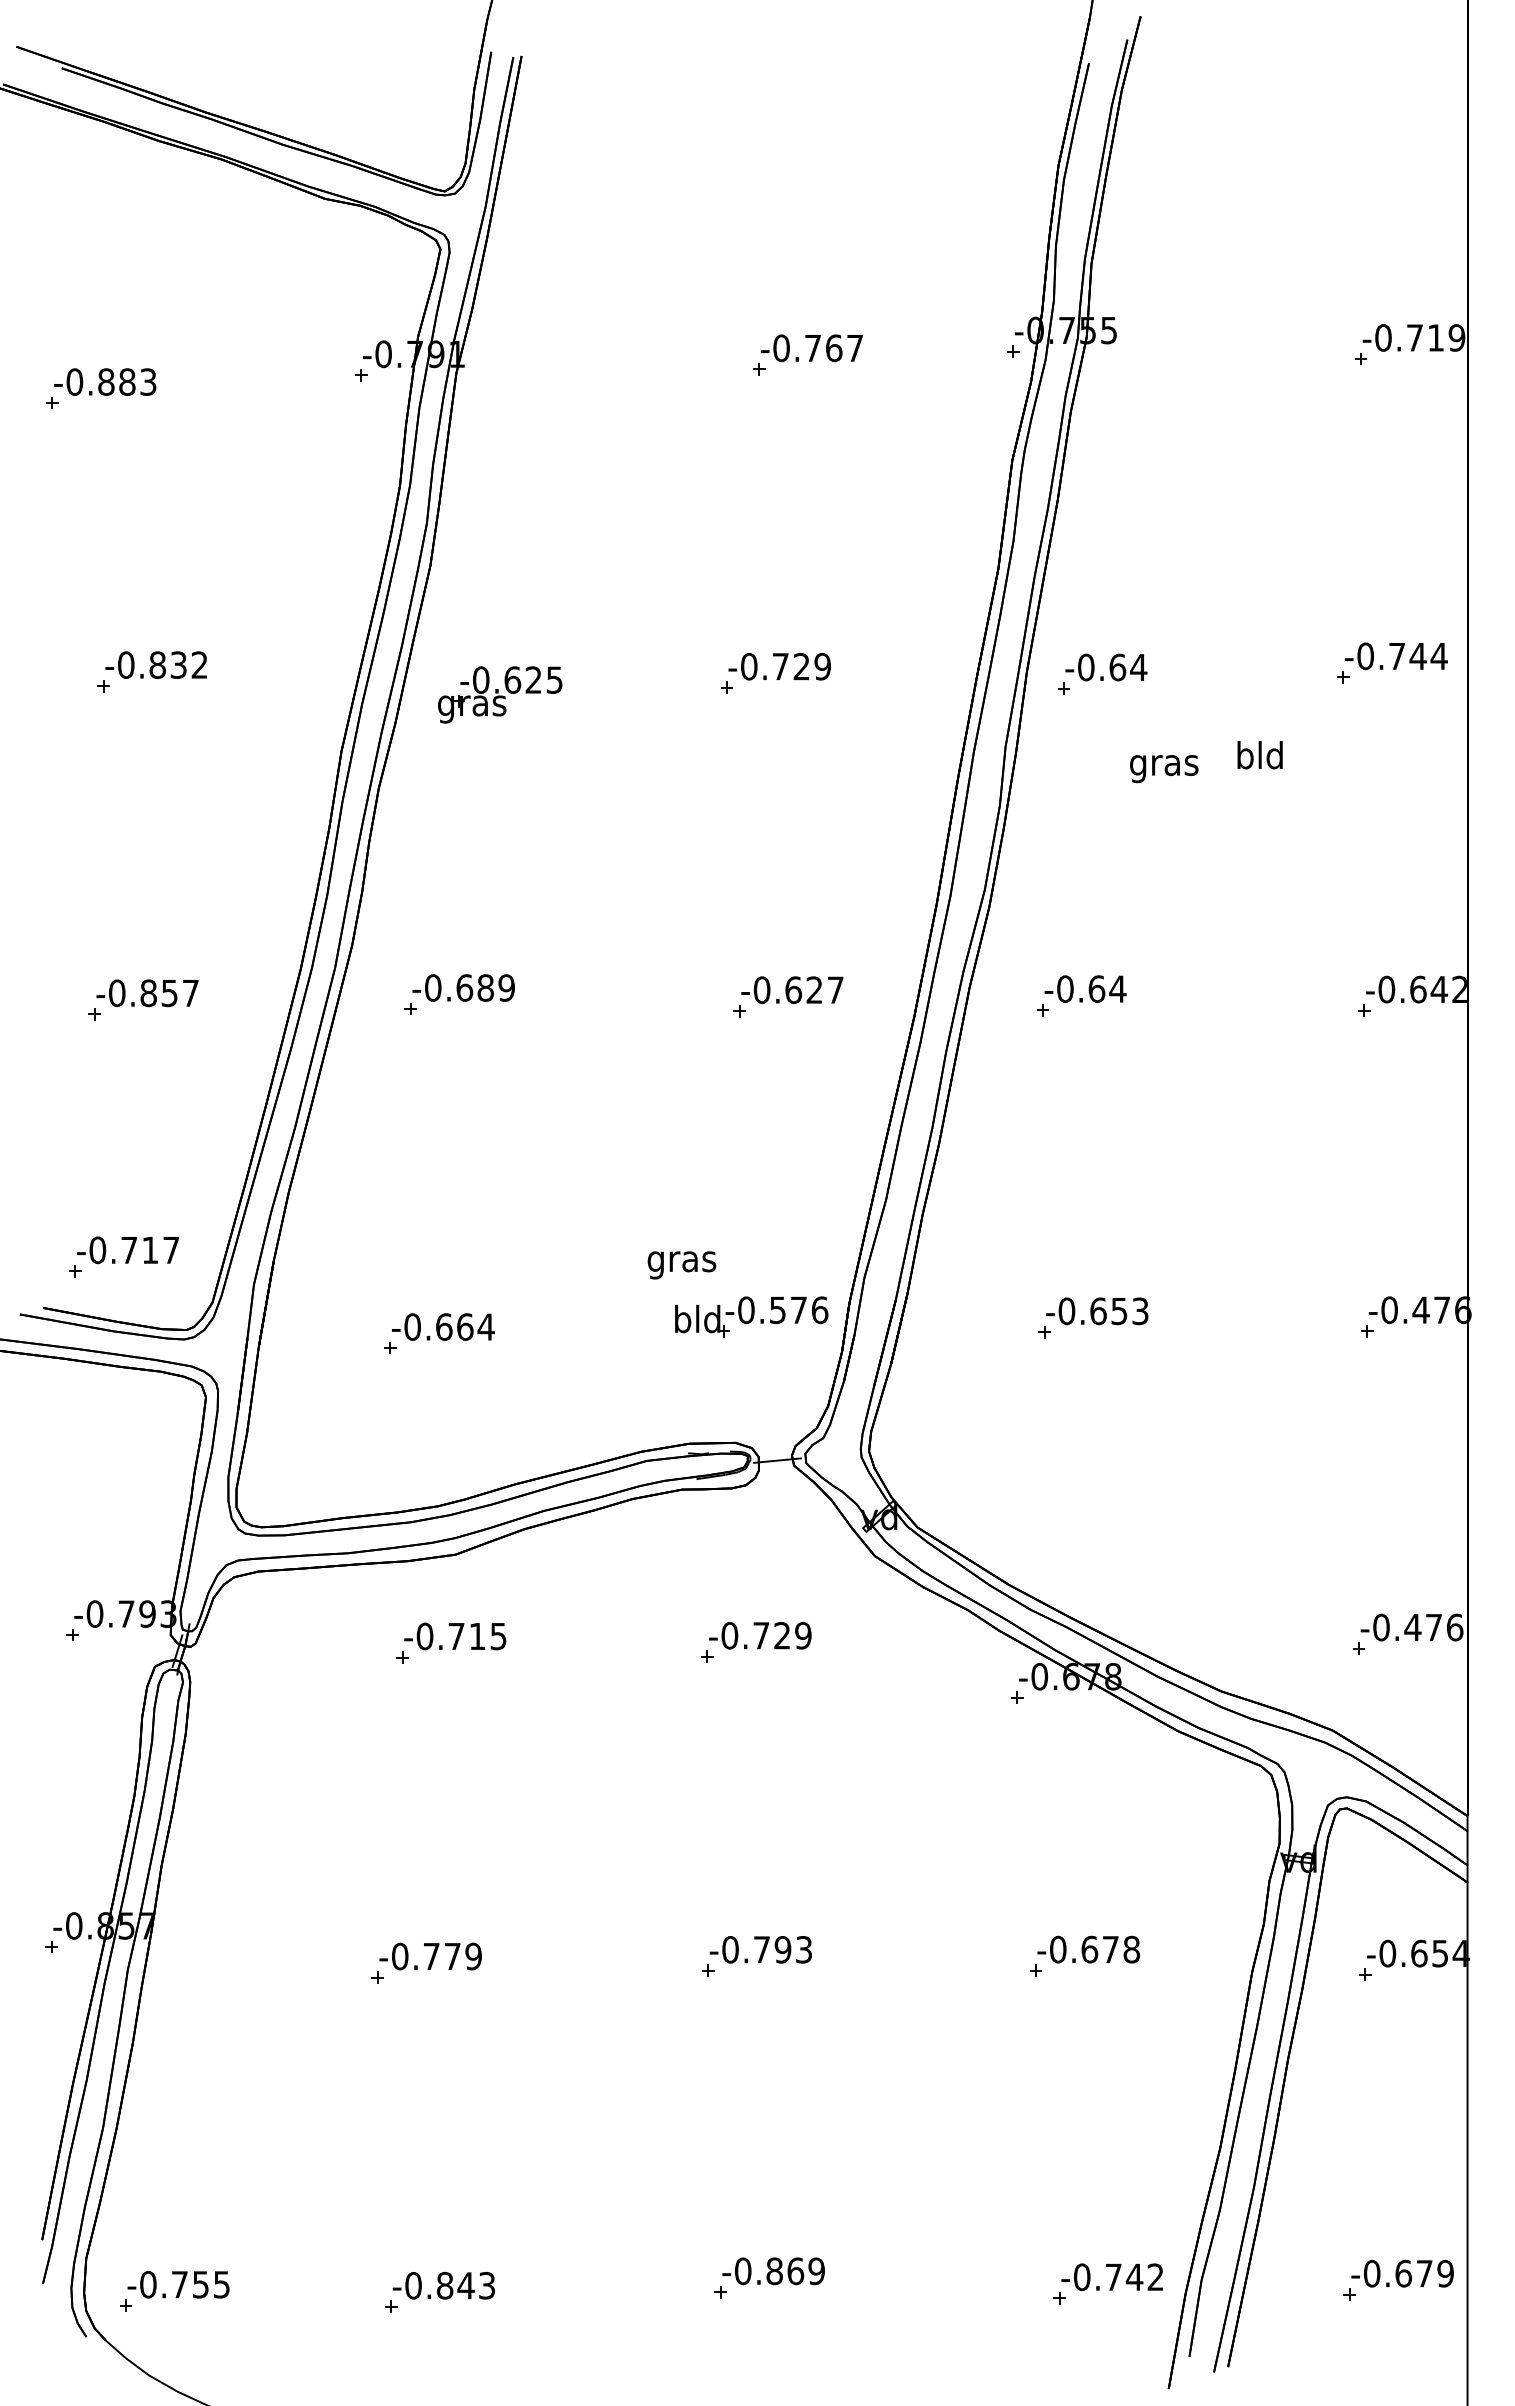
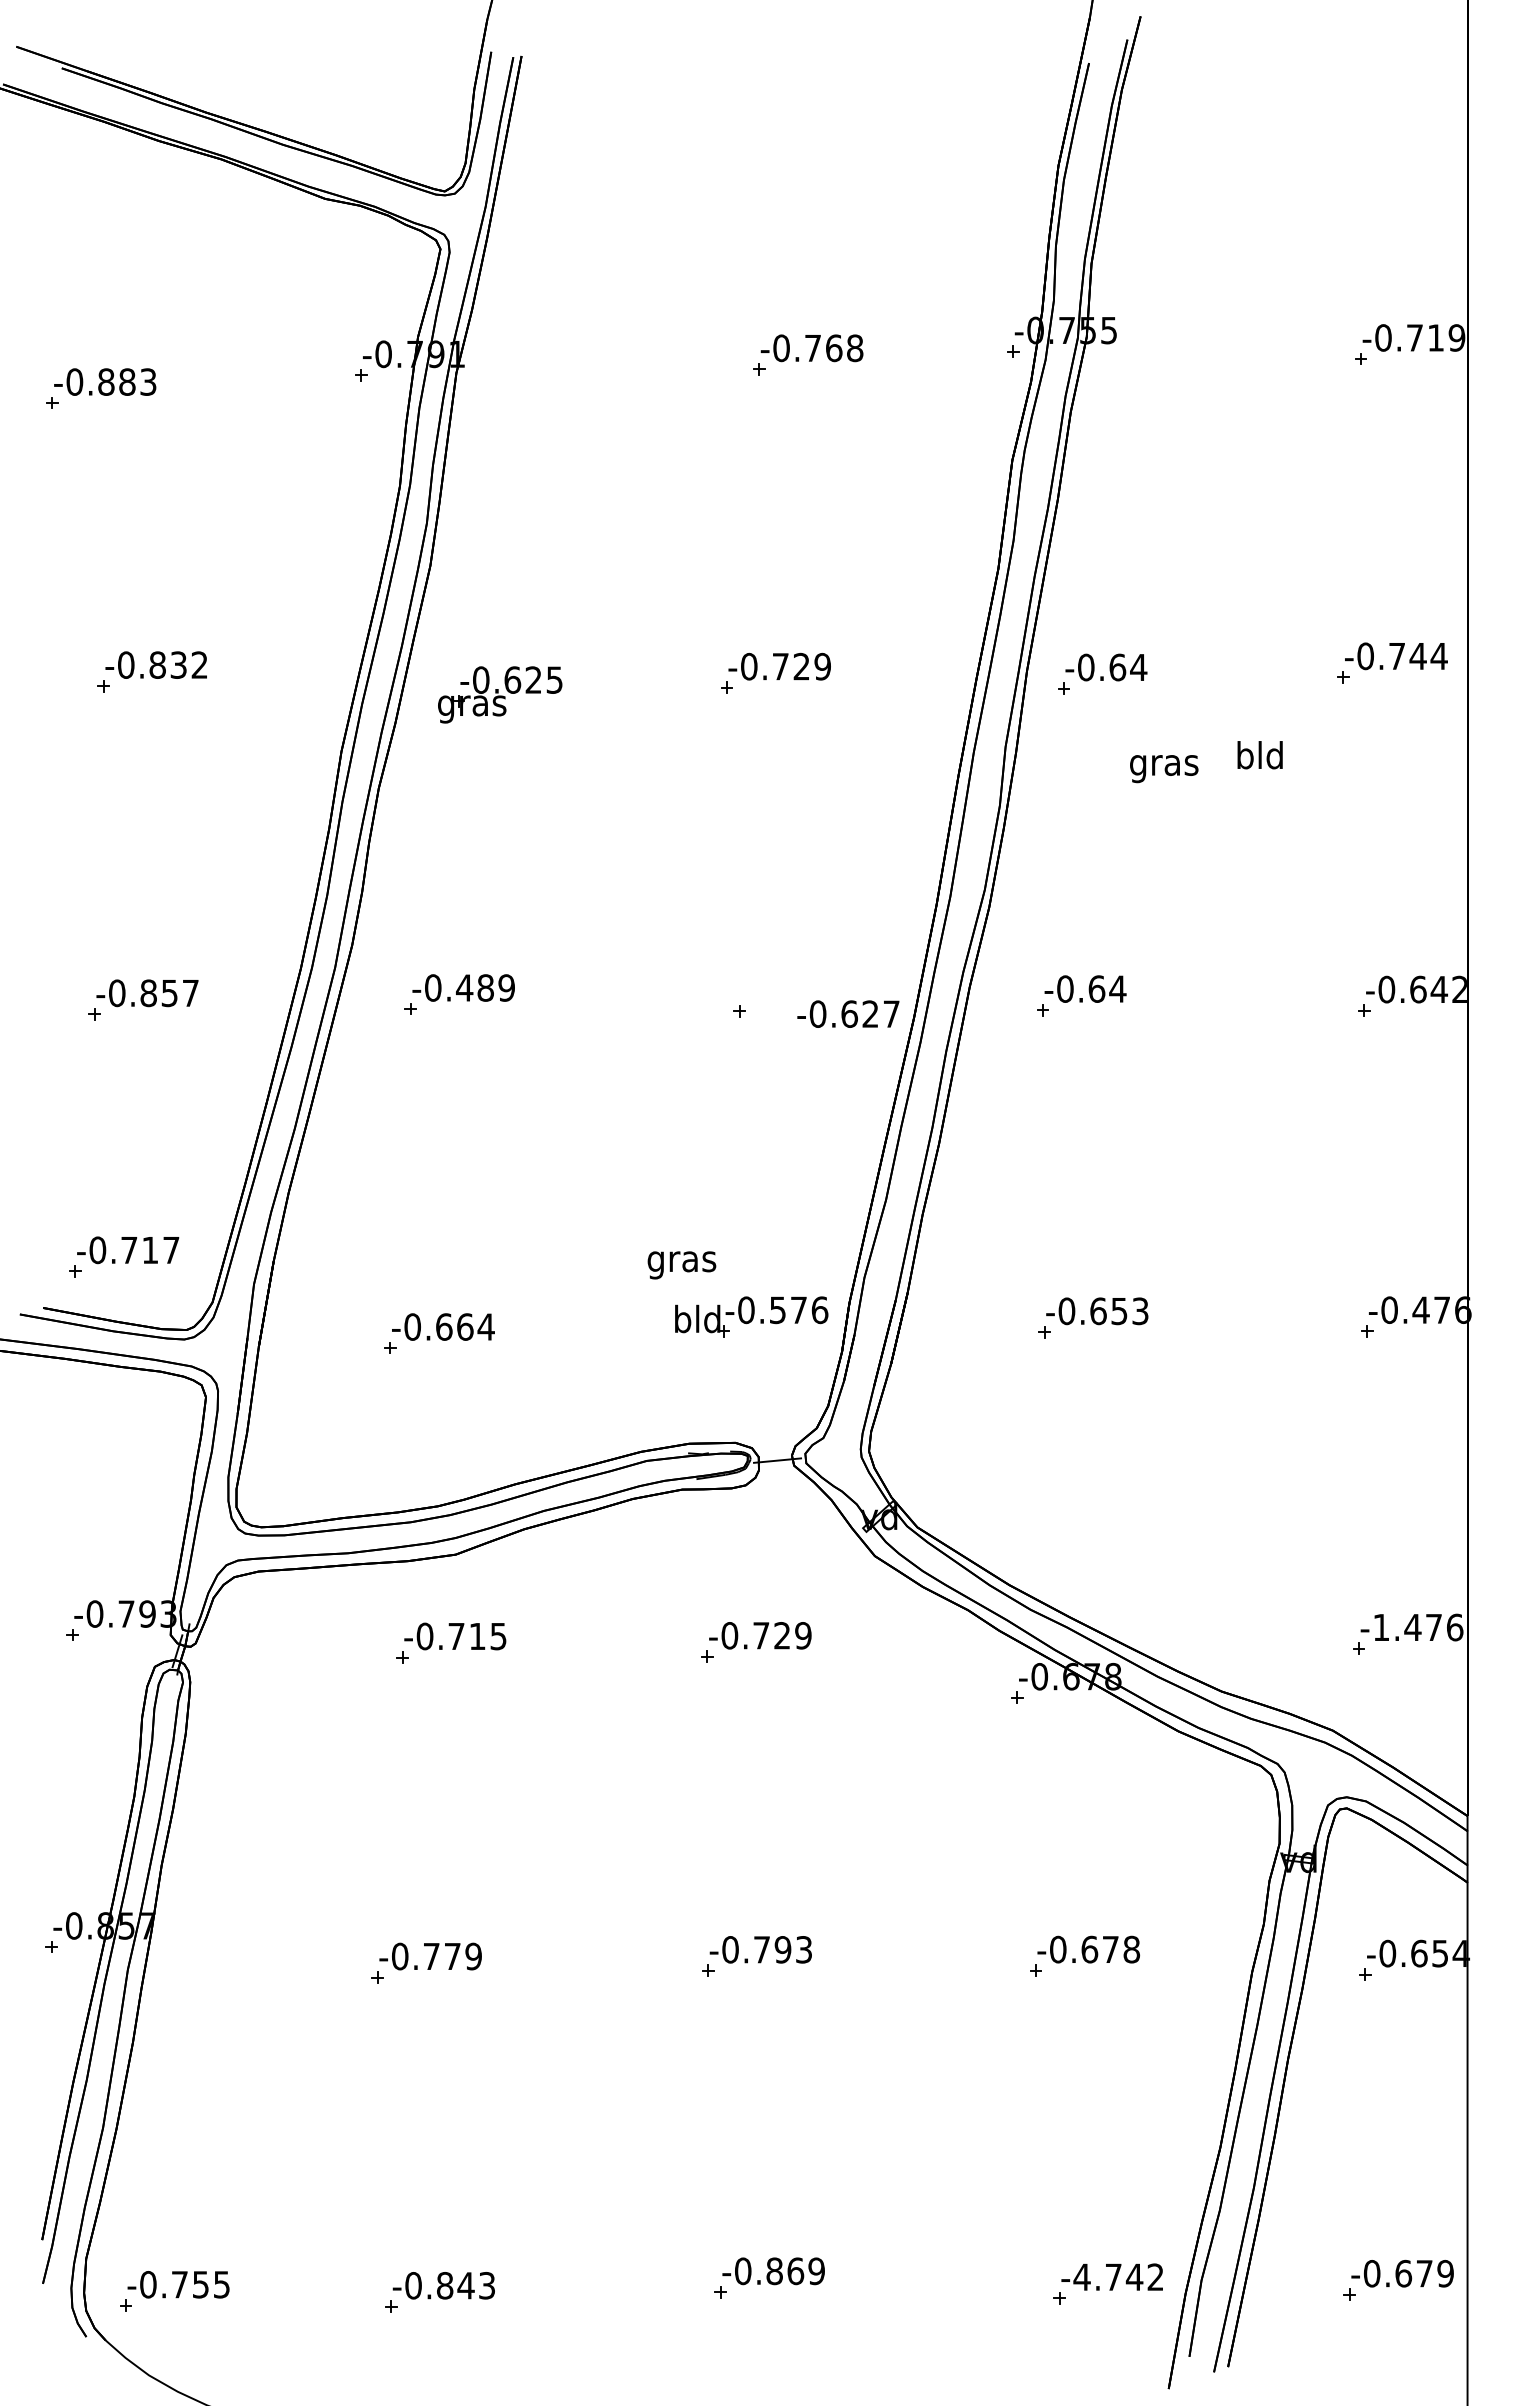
text: -0.767 -> -0.768 (855, 348)
text: -0.689 -> -0.489 (464, 987)
text position: (792, 989) -> (848, 1013) (848, 1013)
text: -0.476 -> -1.476 (1381, 1627)
text: -0.742 -> -4.742 (1081, 2277)
